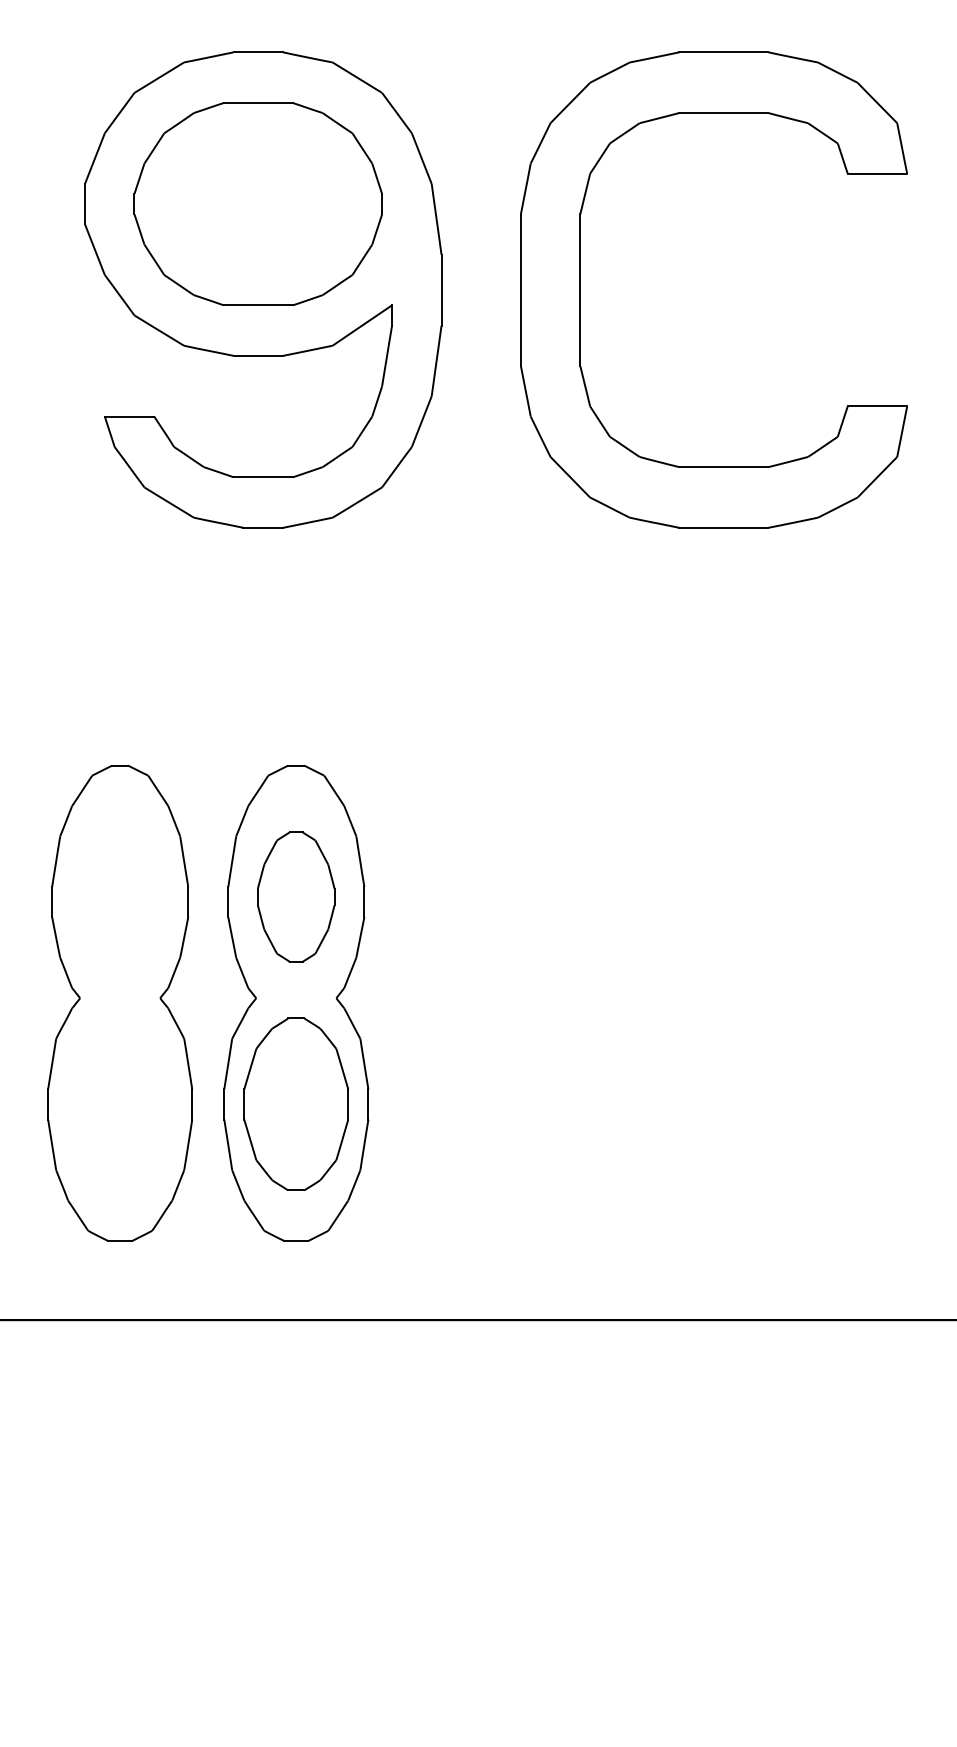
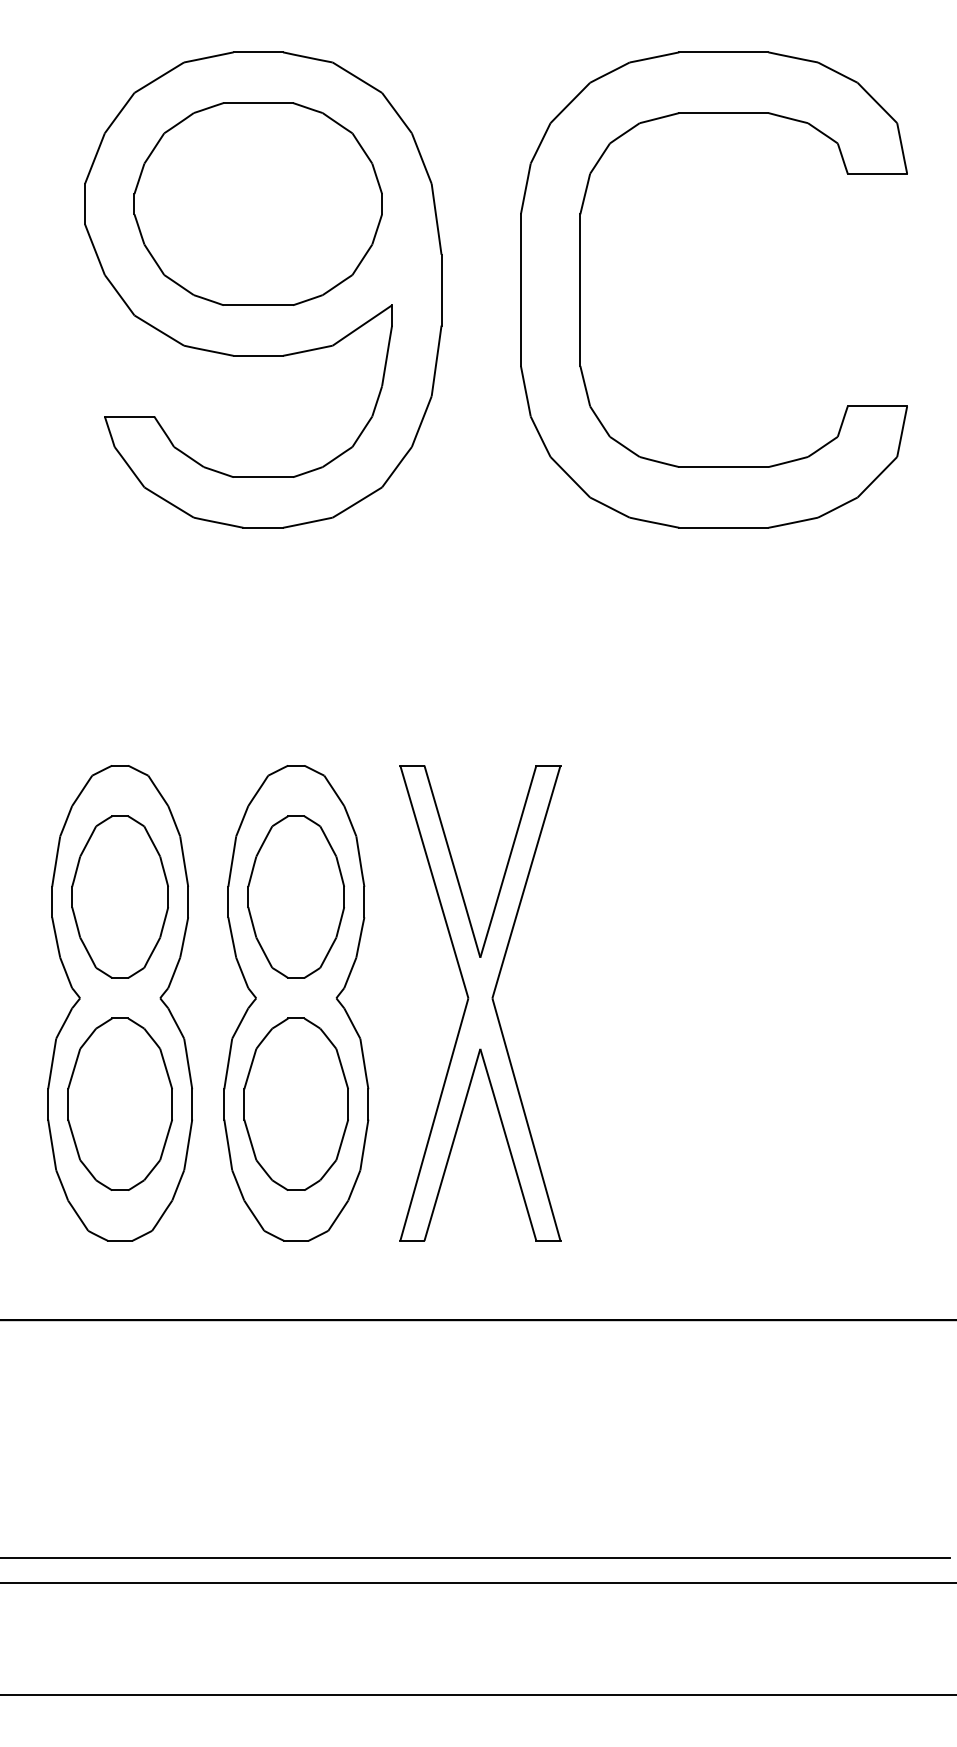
part: none -> present (119, 896)
part size: 79x132 px -> 98x164 px (295, 896)
part: none -> present (480, 1003)
part: none -> present (119, 1103)
line: none -> present (475, 1558)
line: none -> present (477, 1583)
line: none -> present (477, 1694)
